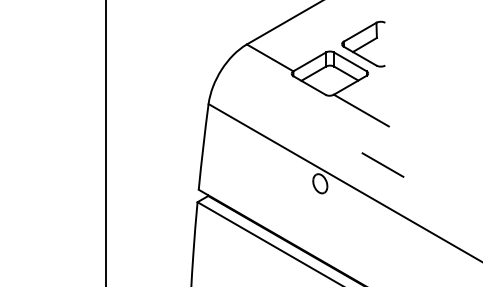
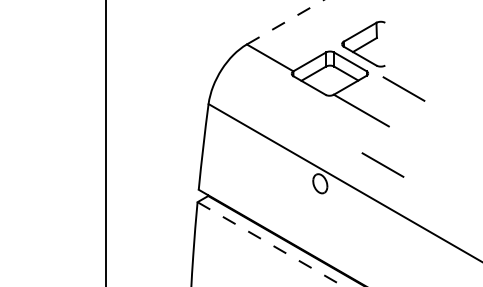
line: solid -> dashed (285, 22)
line: none -> present (403, 88)
line: solid -> dashed (271, 244)
